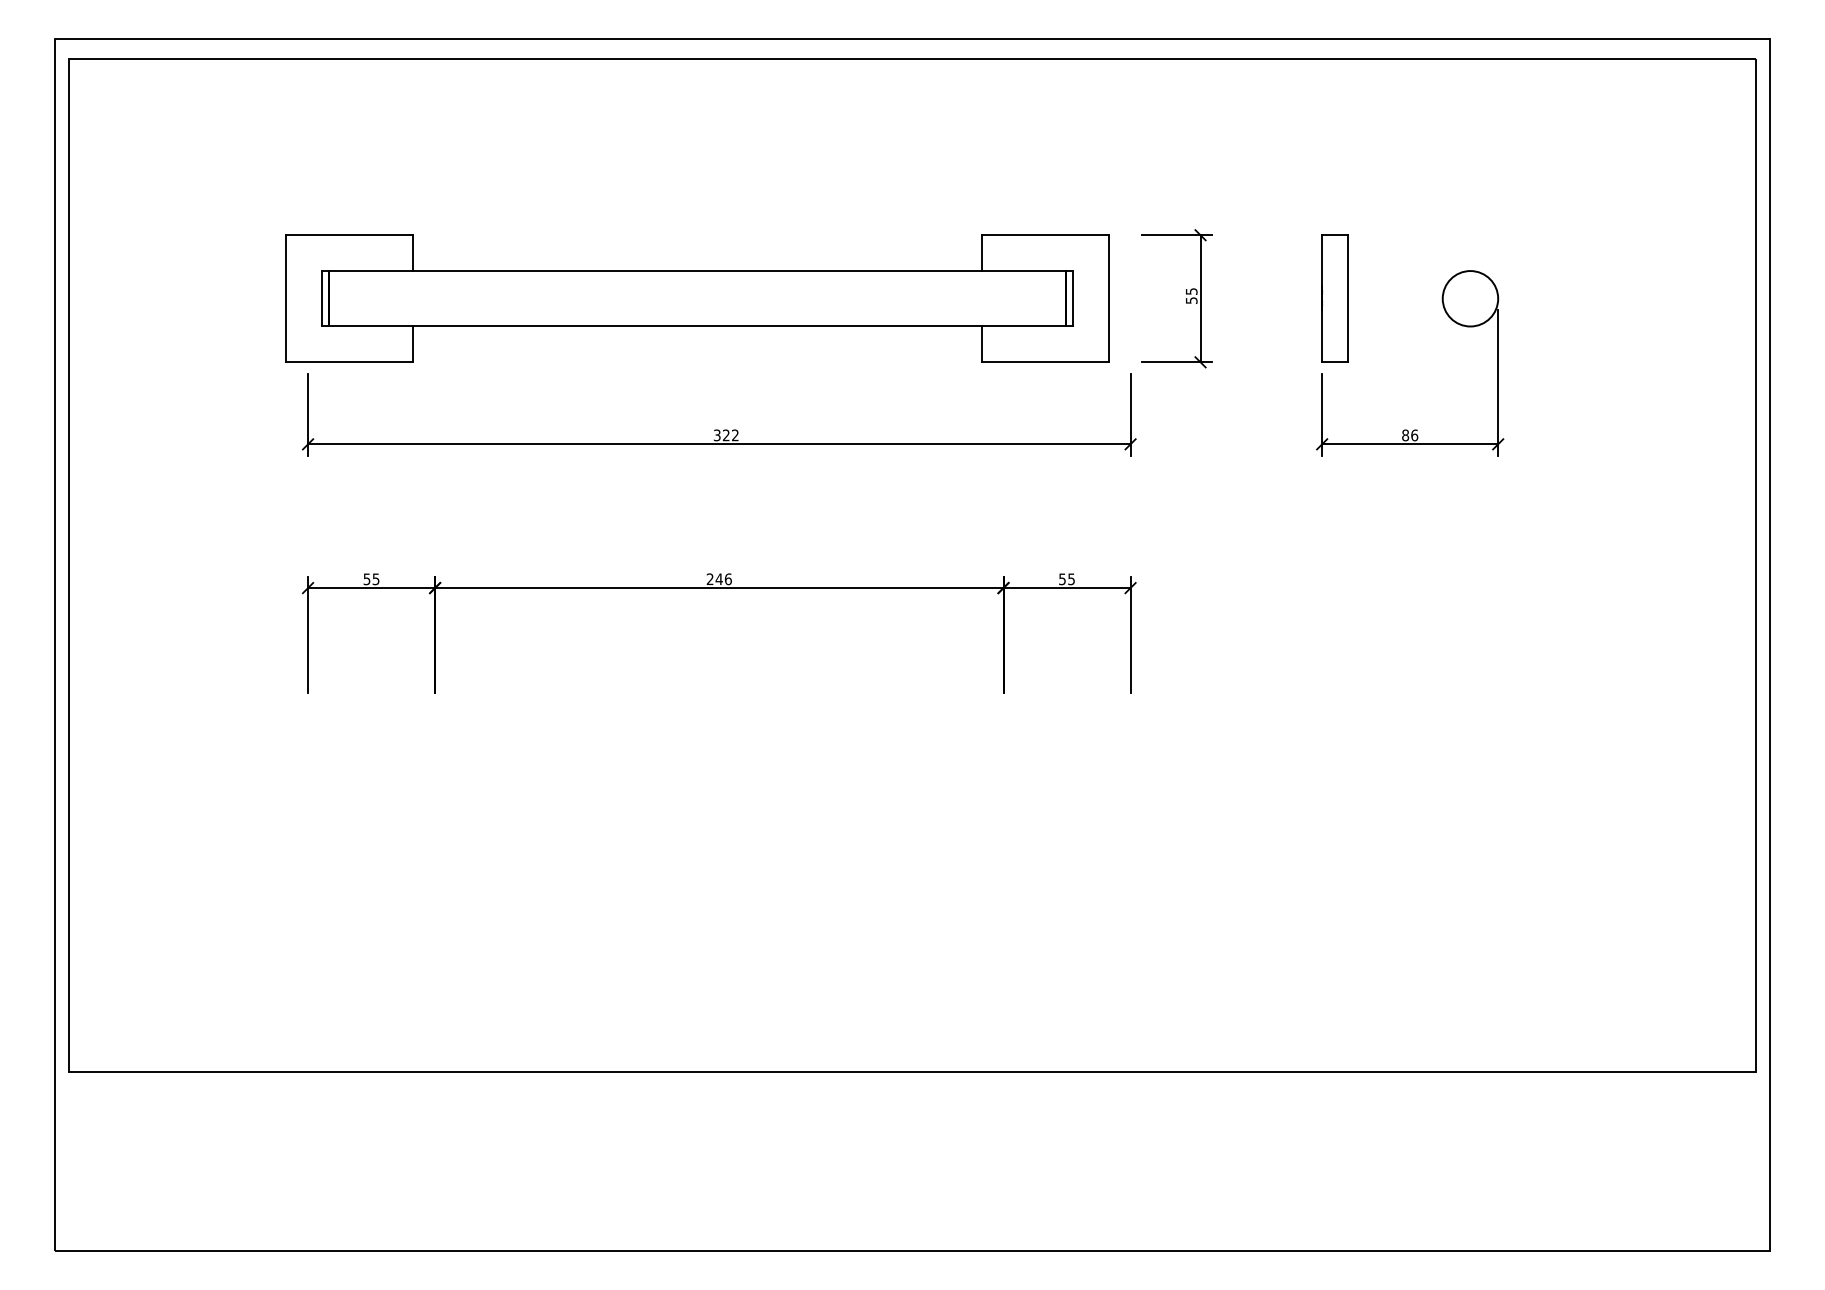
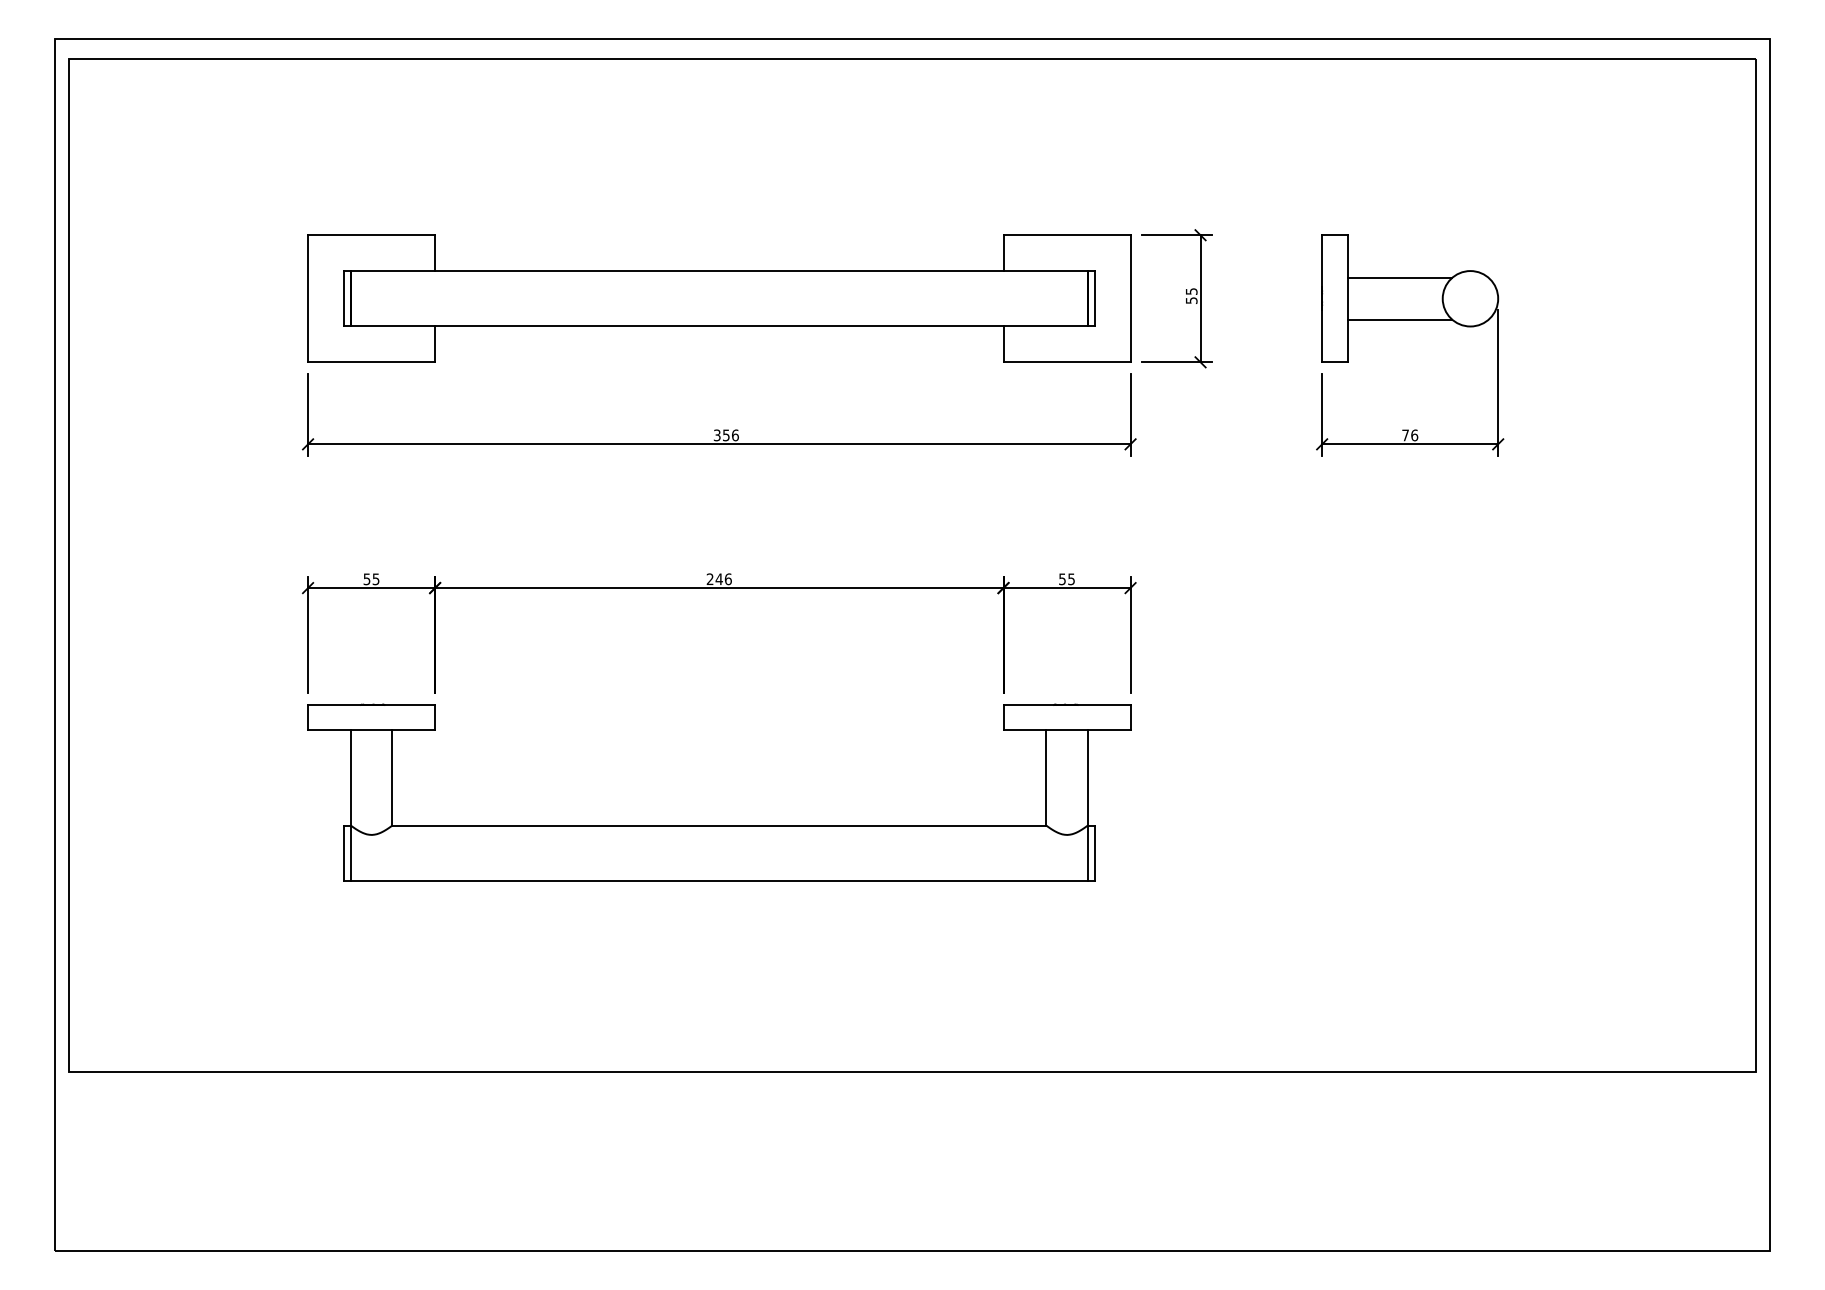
line: none -> present (1399, 277)
part position: (697, 298) -> (719, 298) (719, 298)
line: none -> present (1399, 319)
text: 322 -> 356 (730, 435)
text: 86 -> 76 (1405, 435)
part: none -> present (719, 825)
